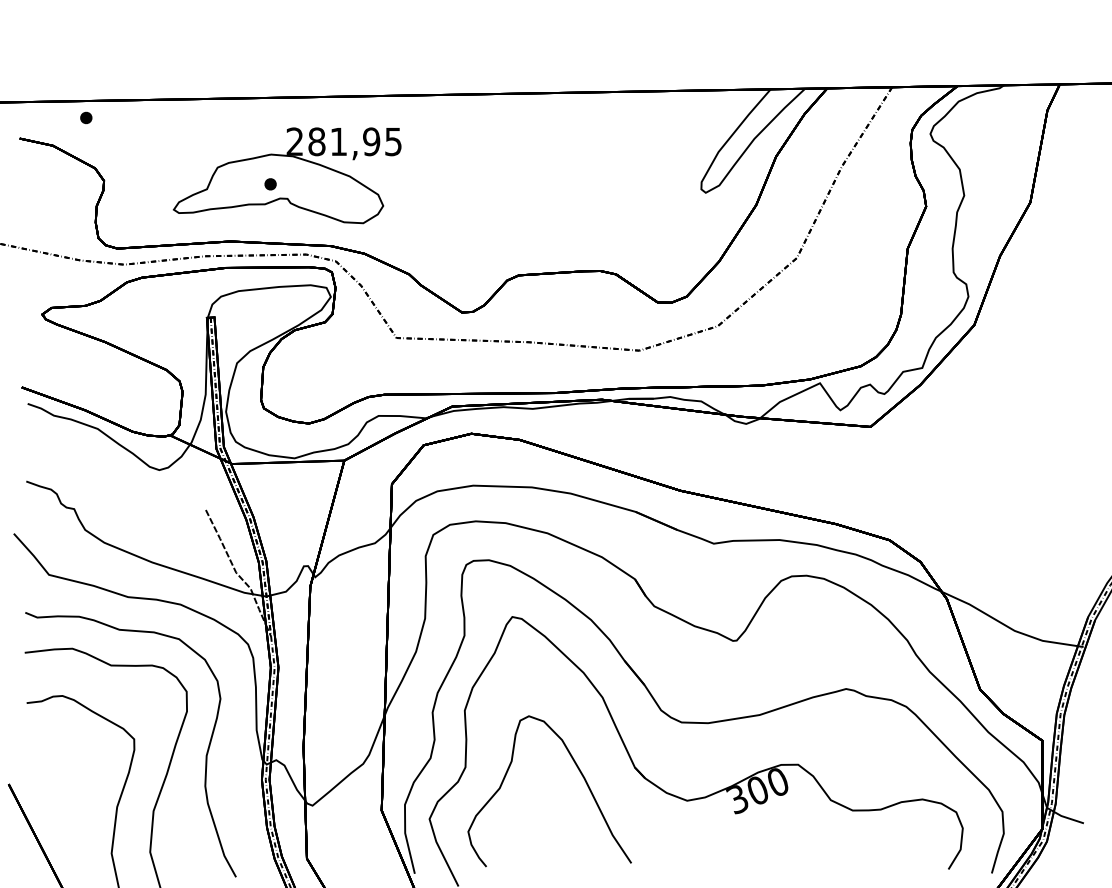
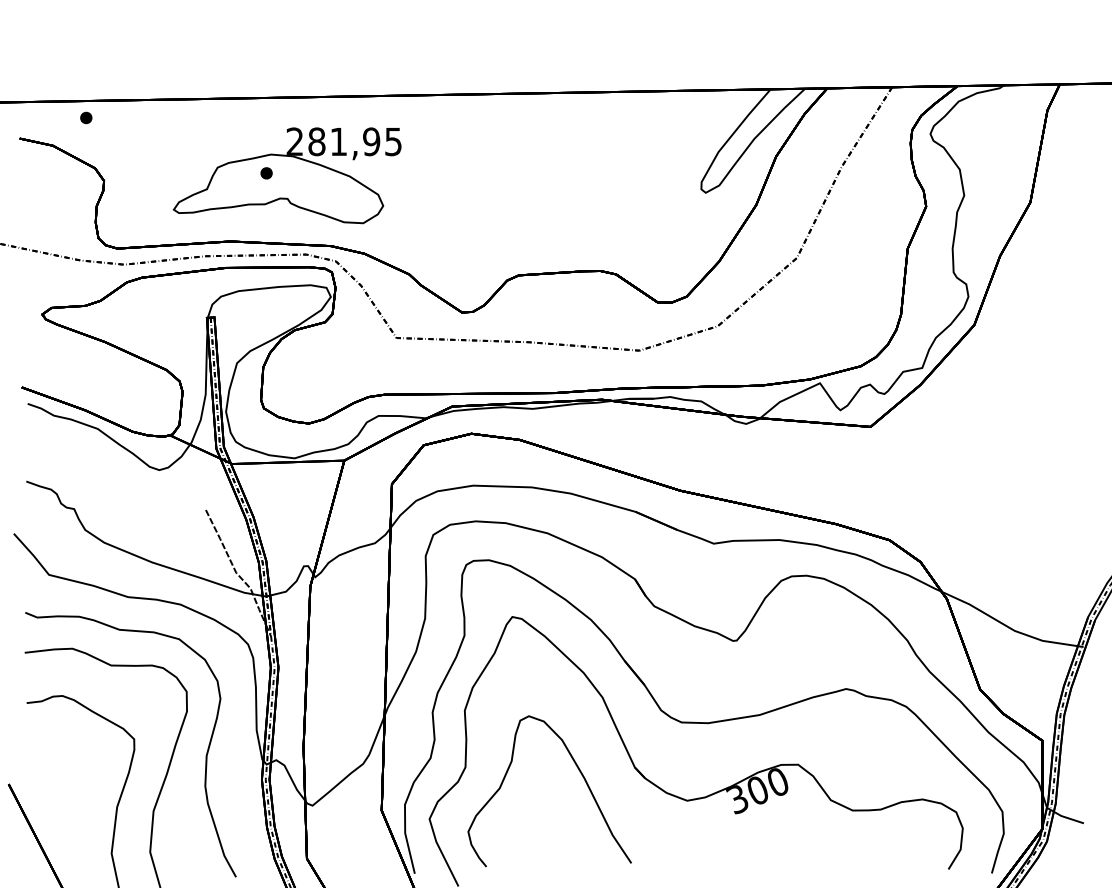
part position: (270, 184) -> (266, 173) (266, 173)
